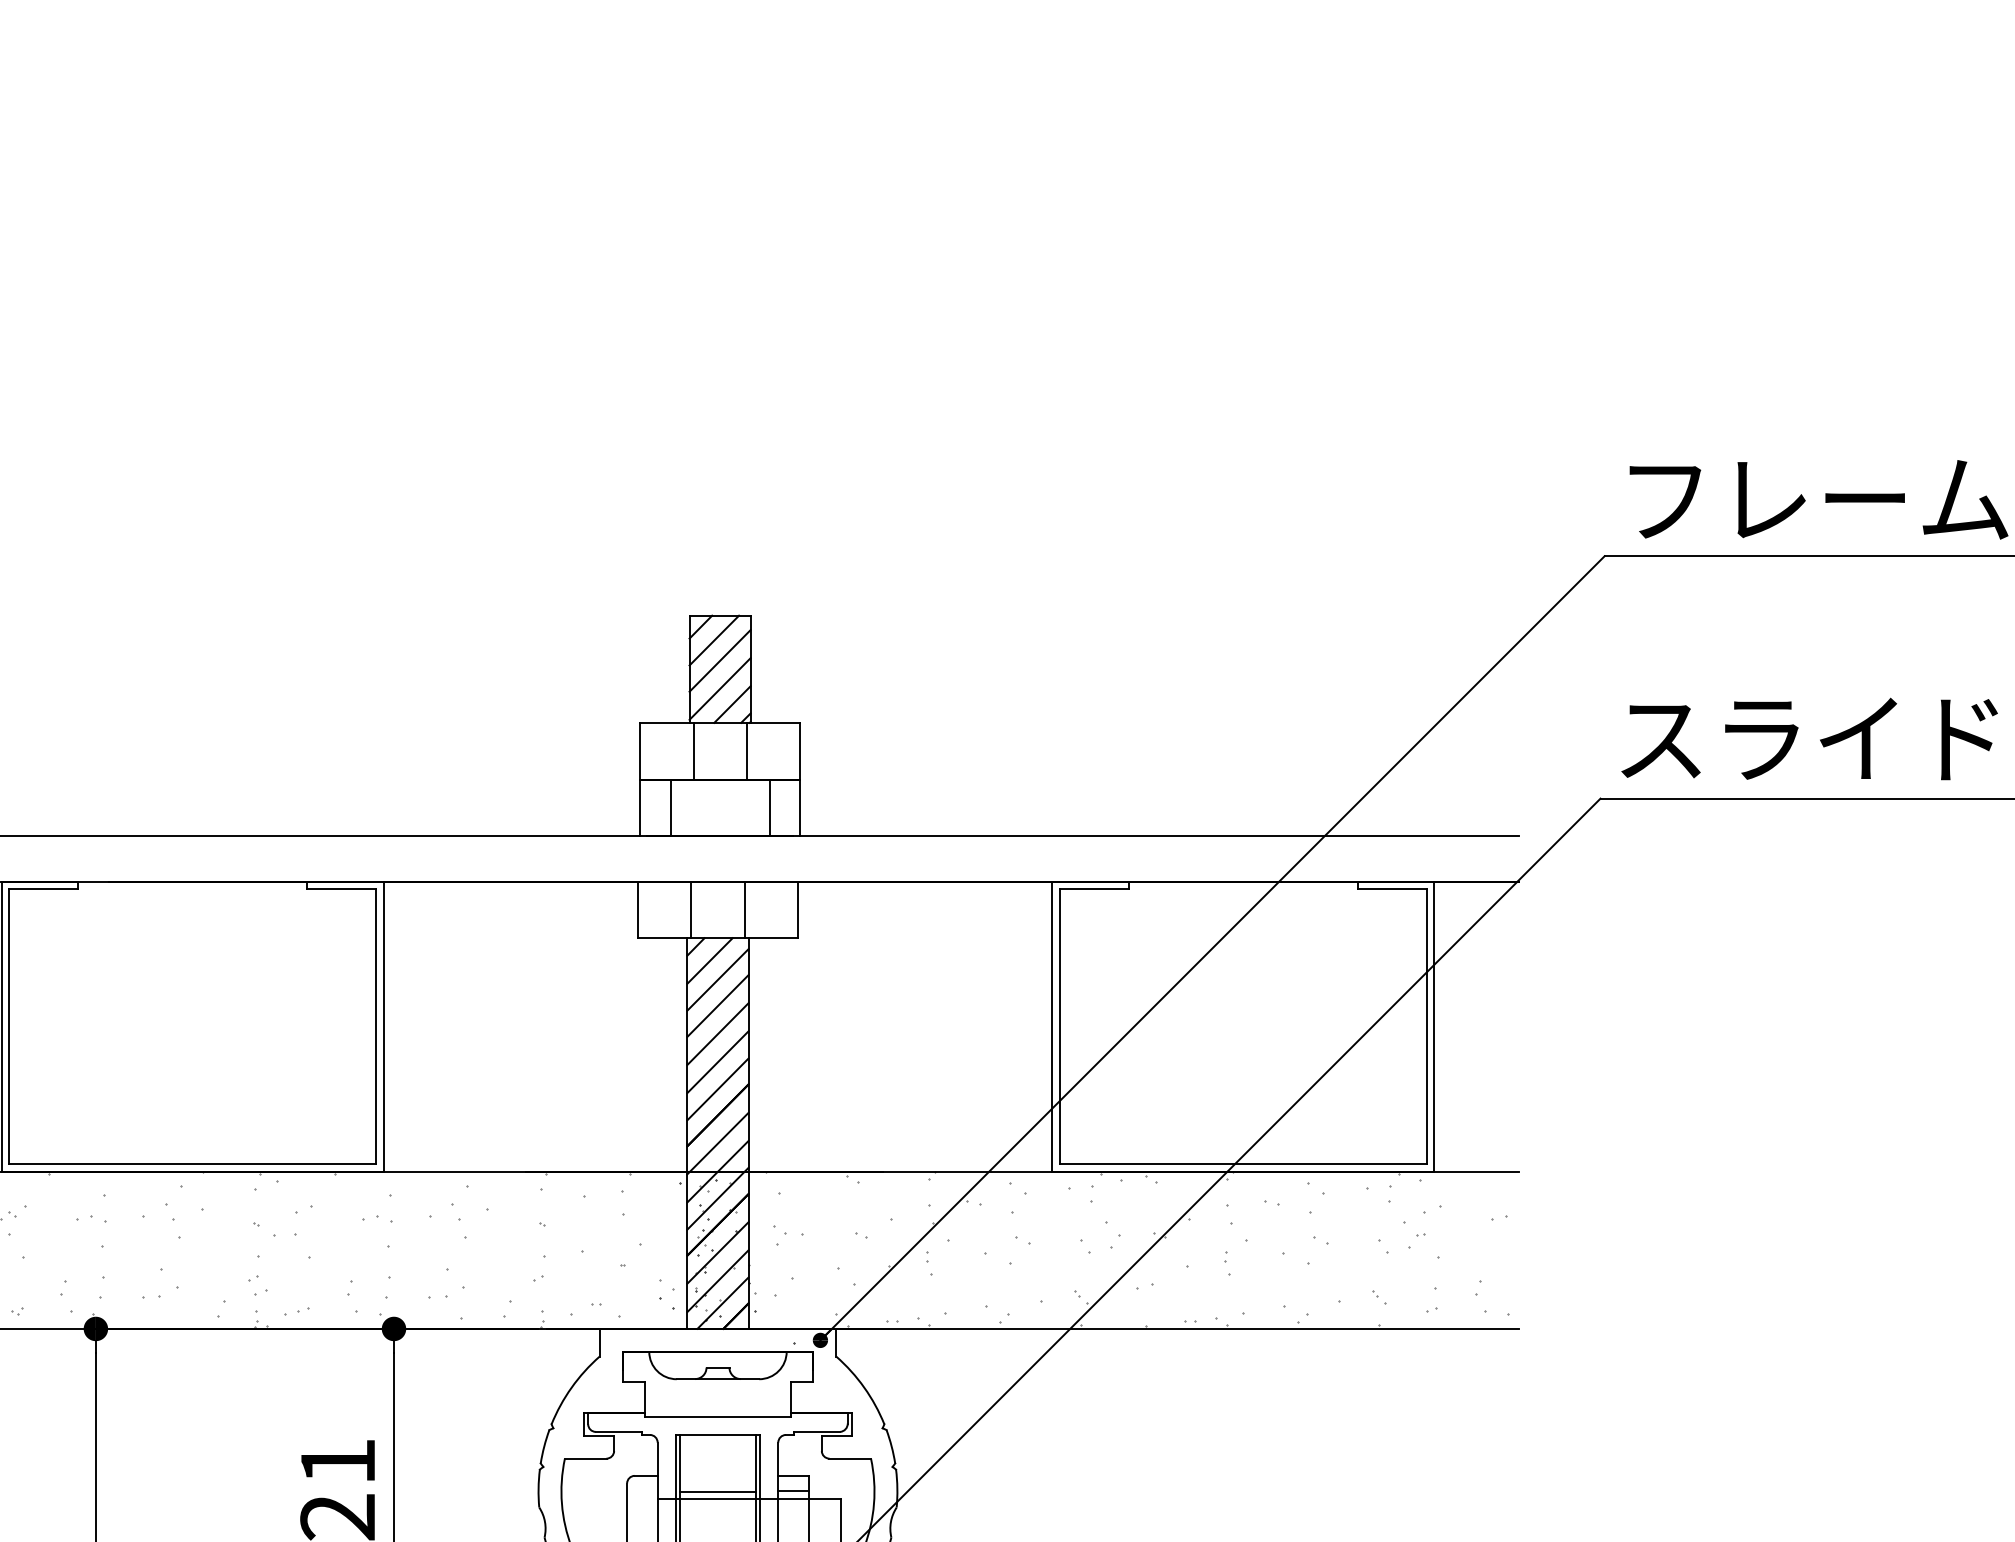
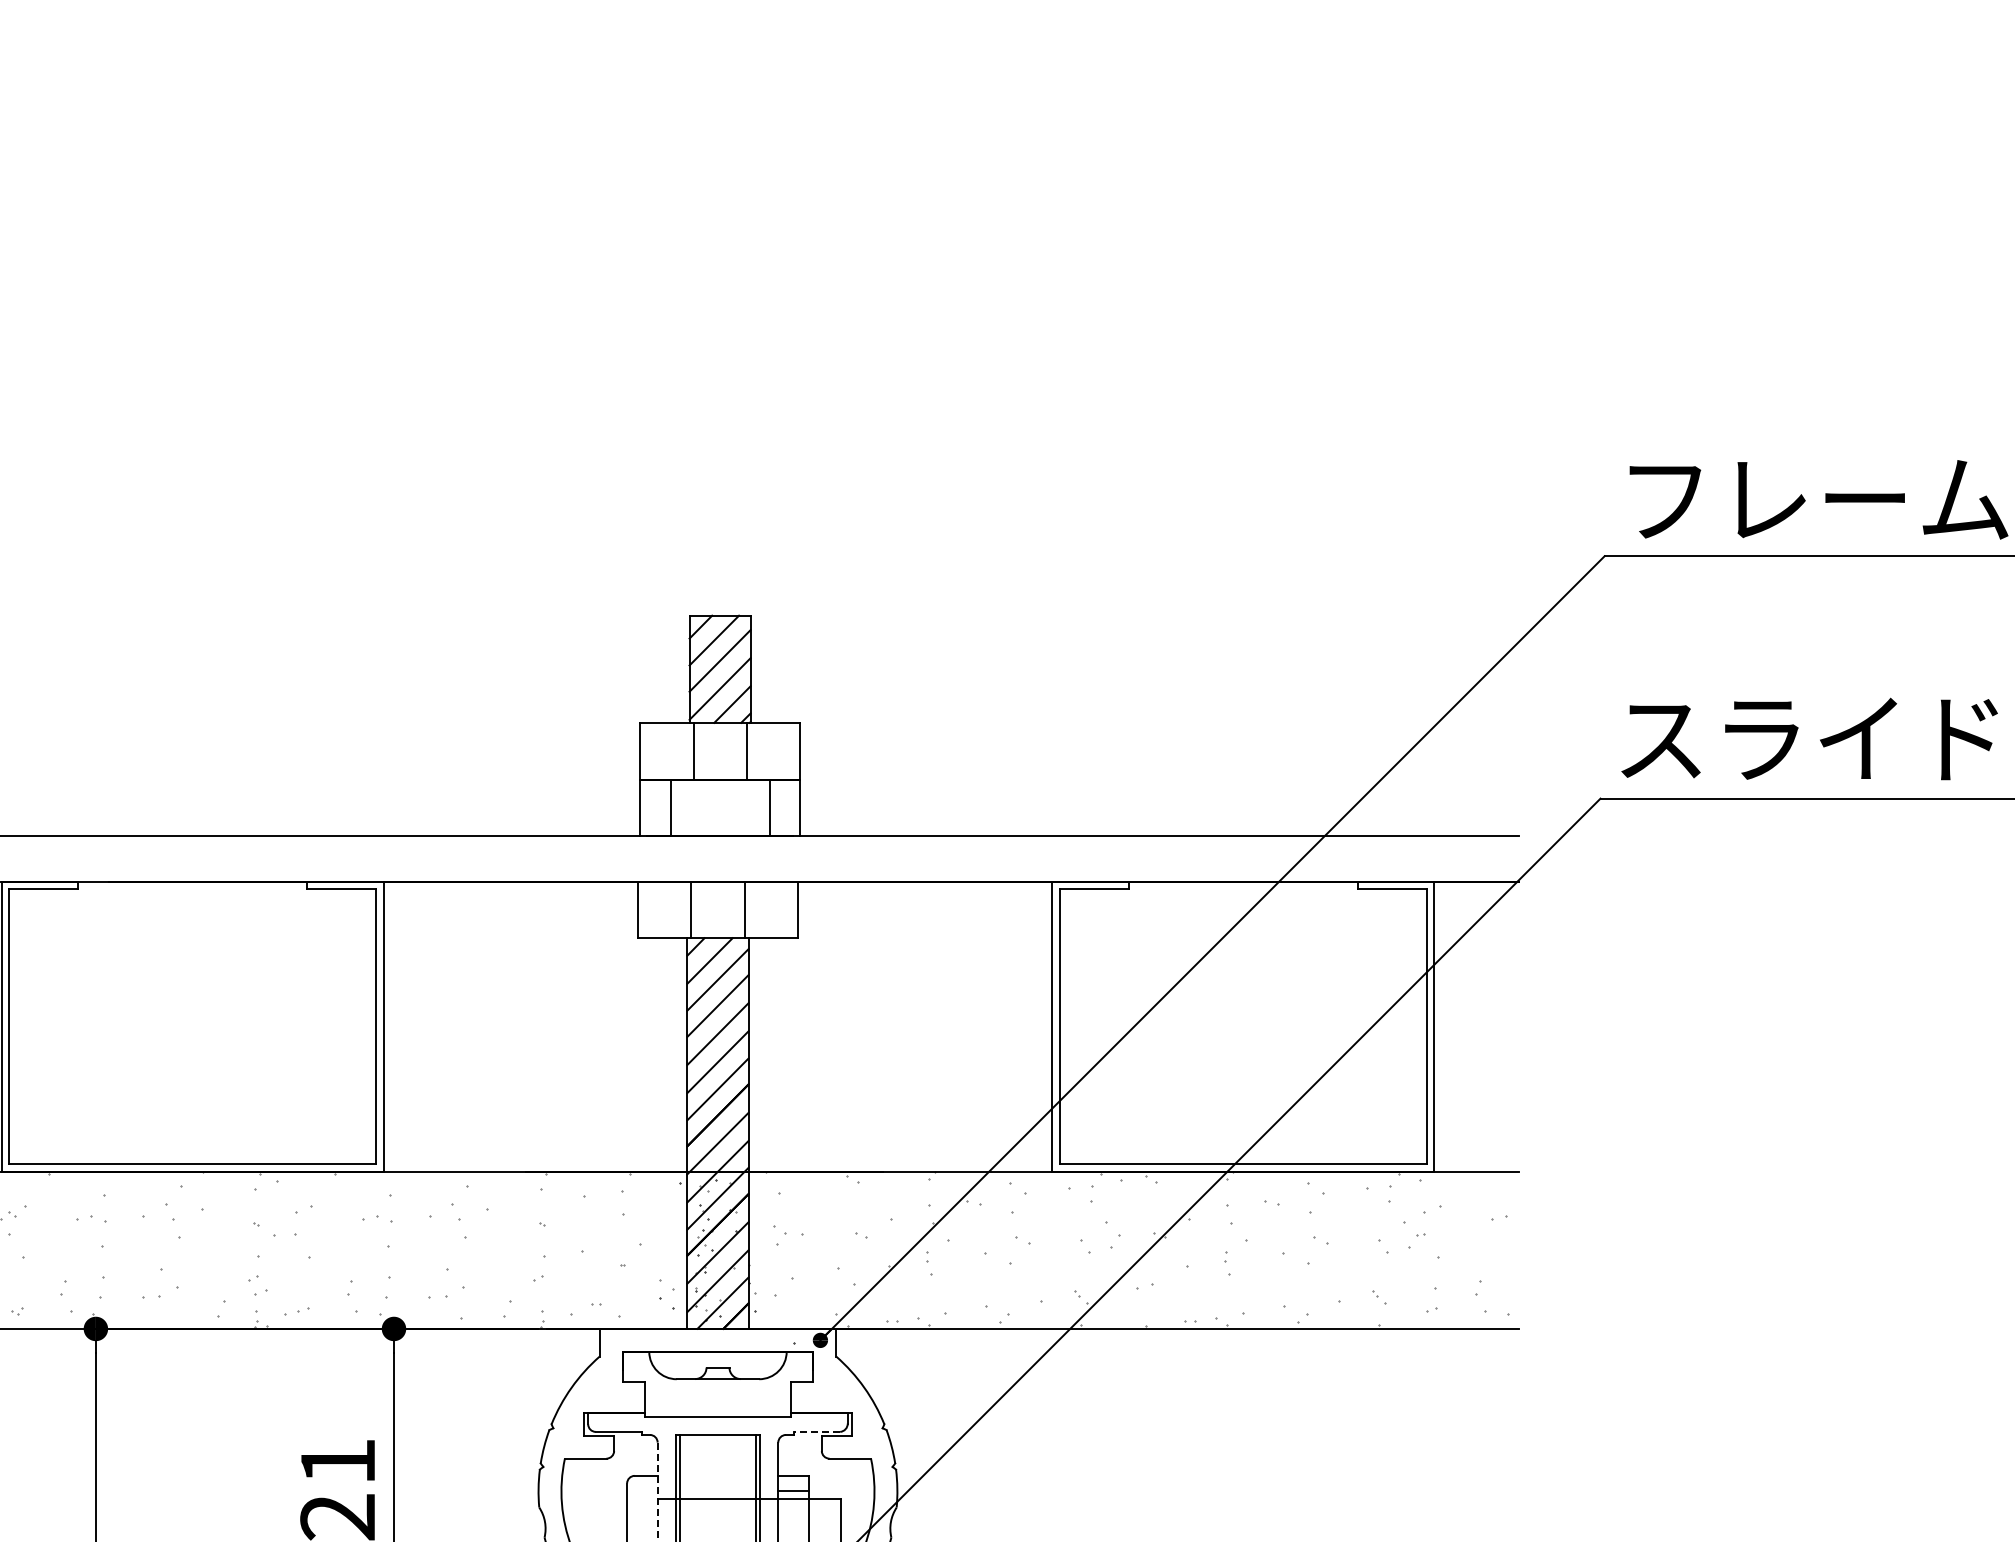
line: solid -> dashed (816, 1431)
line: present -> none (717, 1491)
line: solid -> dashed (657, 1492)
